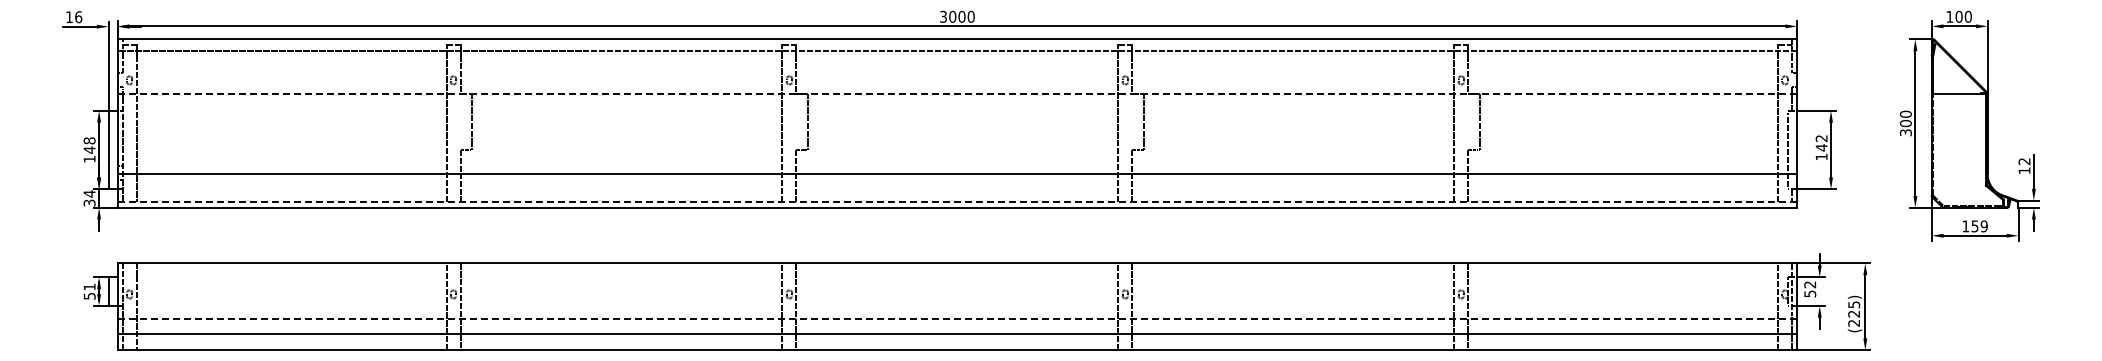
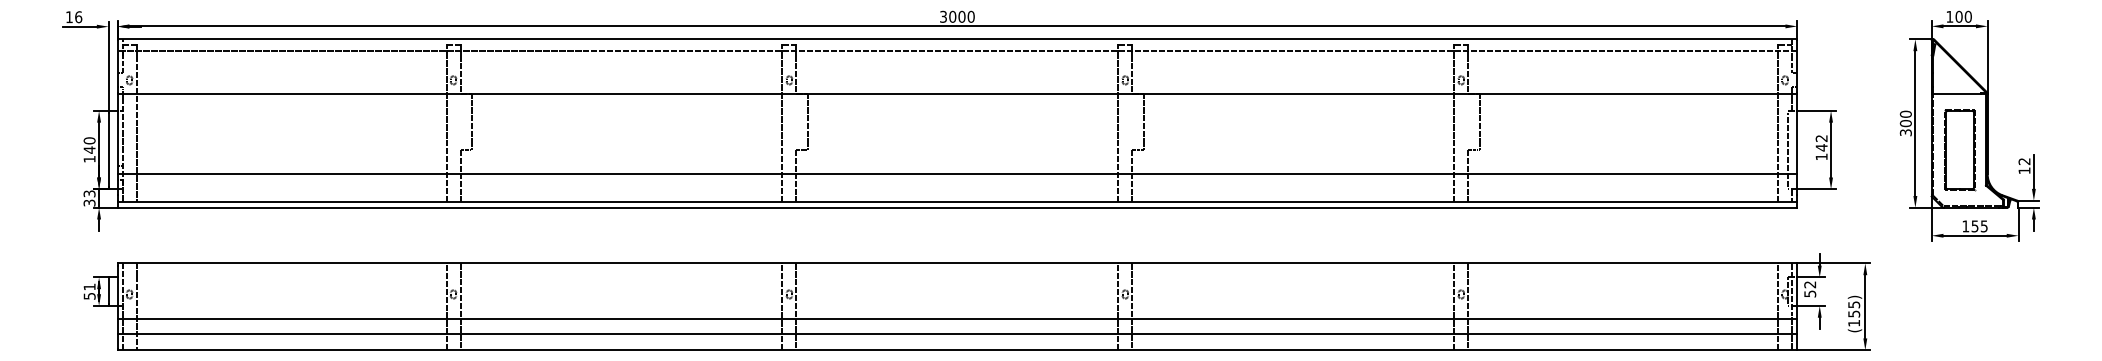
line: dashed -> solid (957, 93)
text: 148 -> 140 (89, 140)
part: none -> present (1960, 150)
text: 34 -> 33 (89, 193)
line: dashed -> solid (957, 202)
text: 159 -> 155 (1983, 225)
text: (225) -> (155) (1854, 318)
line: dashed -> solid (957, 319)
